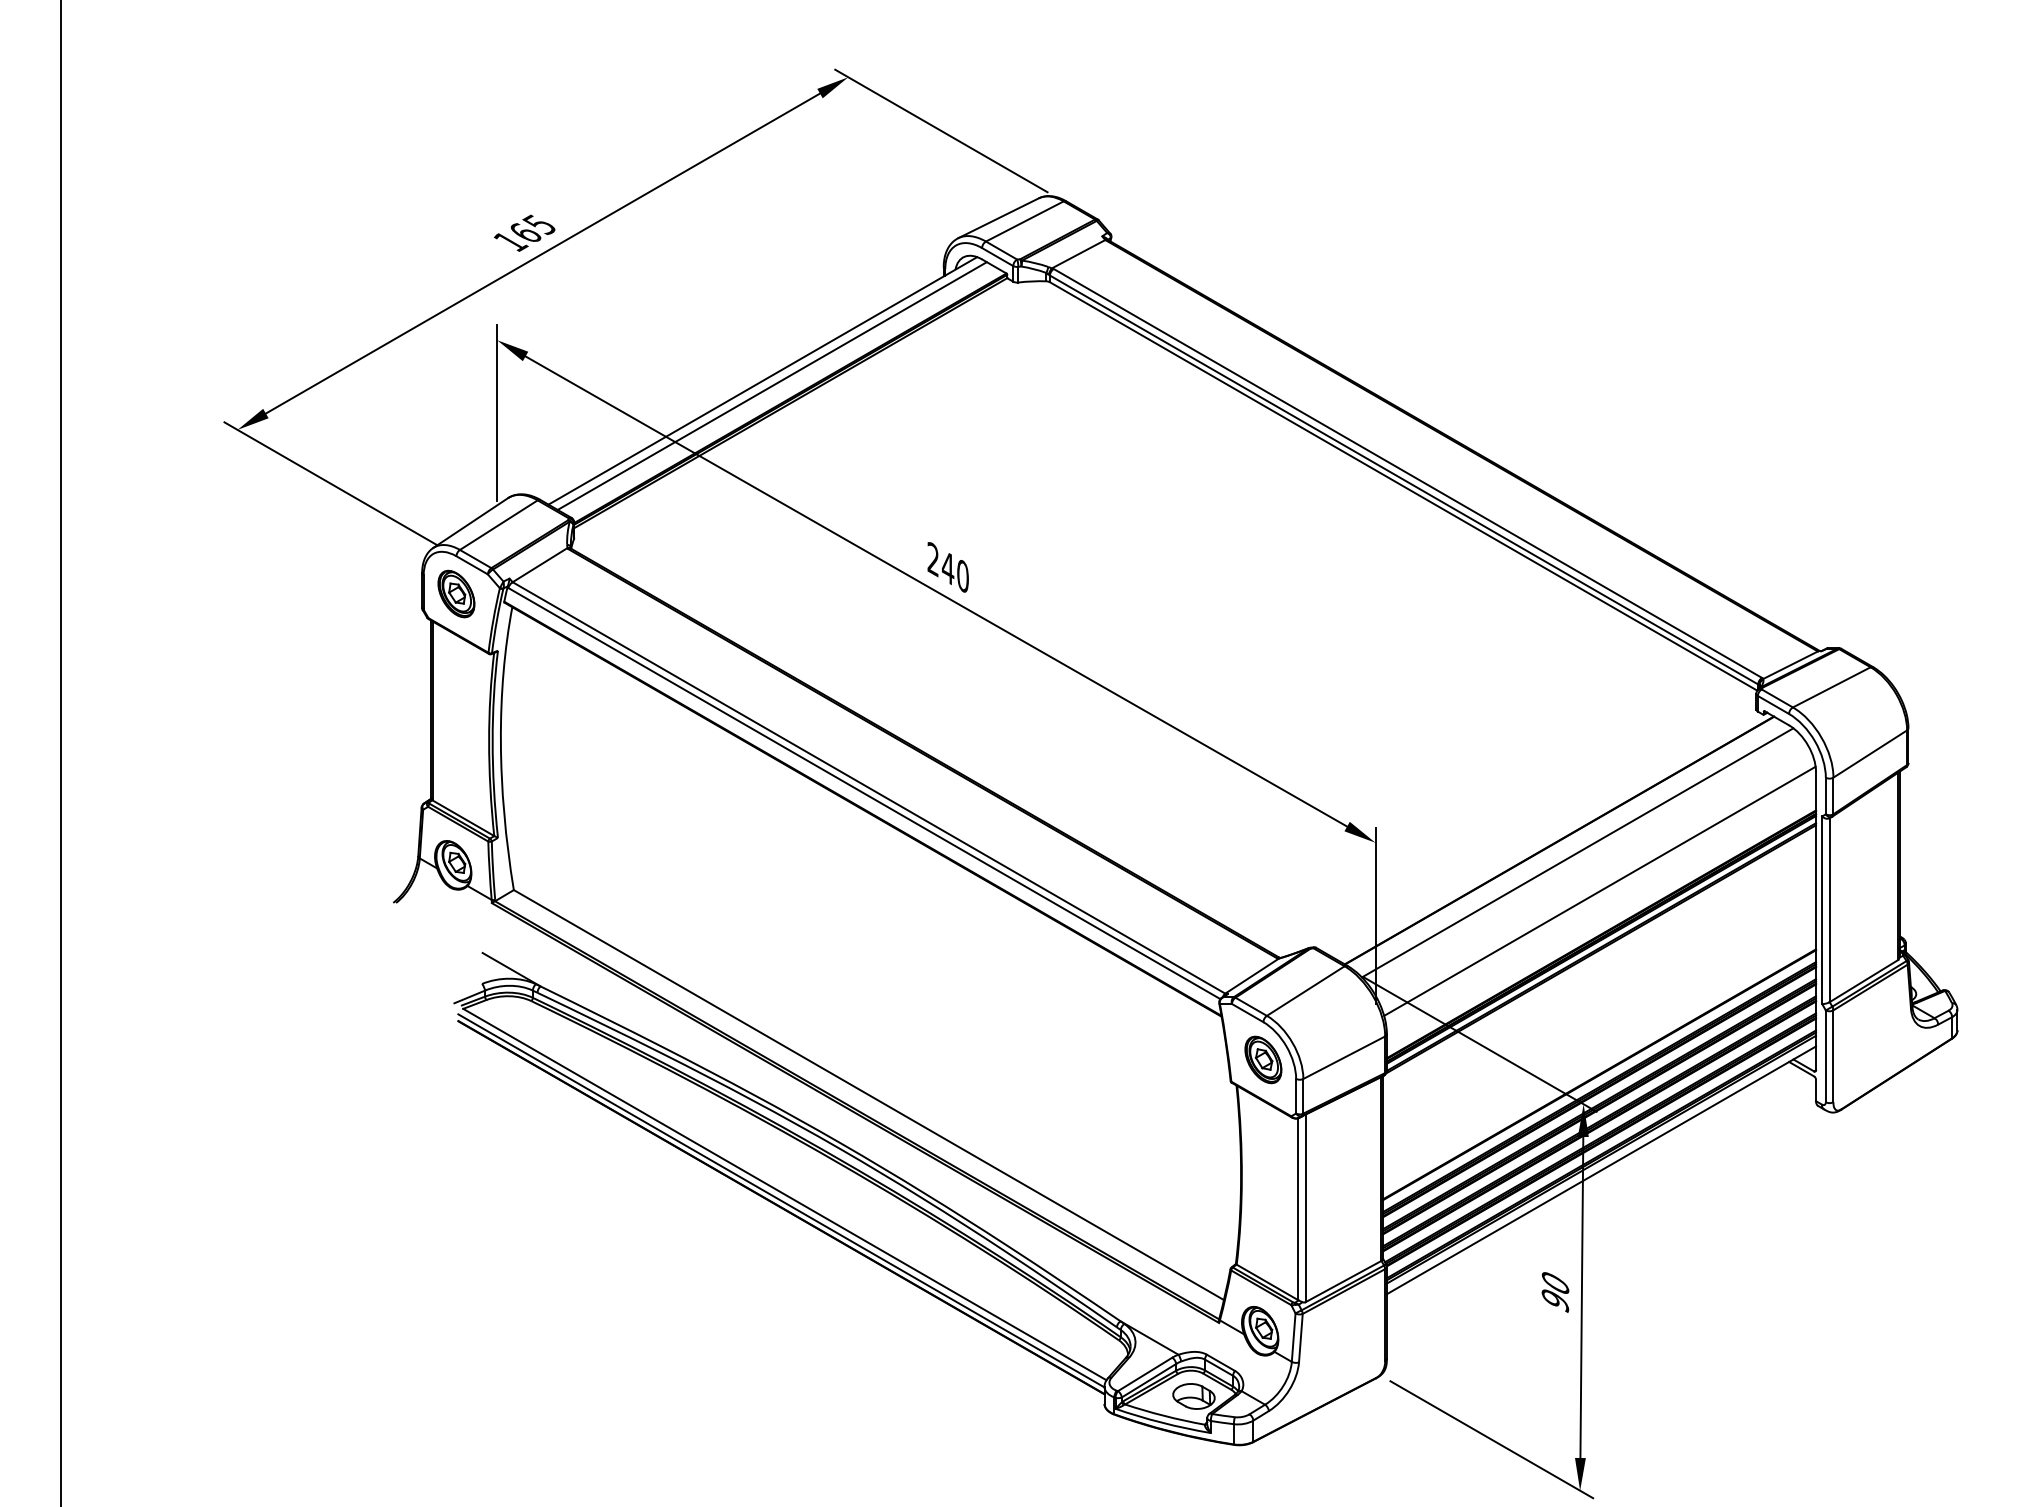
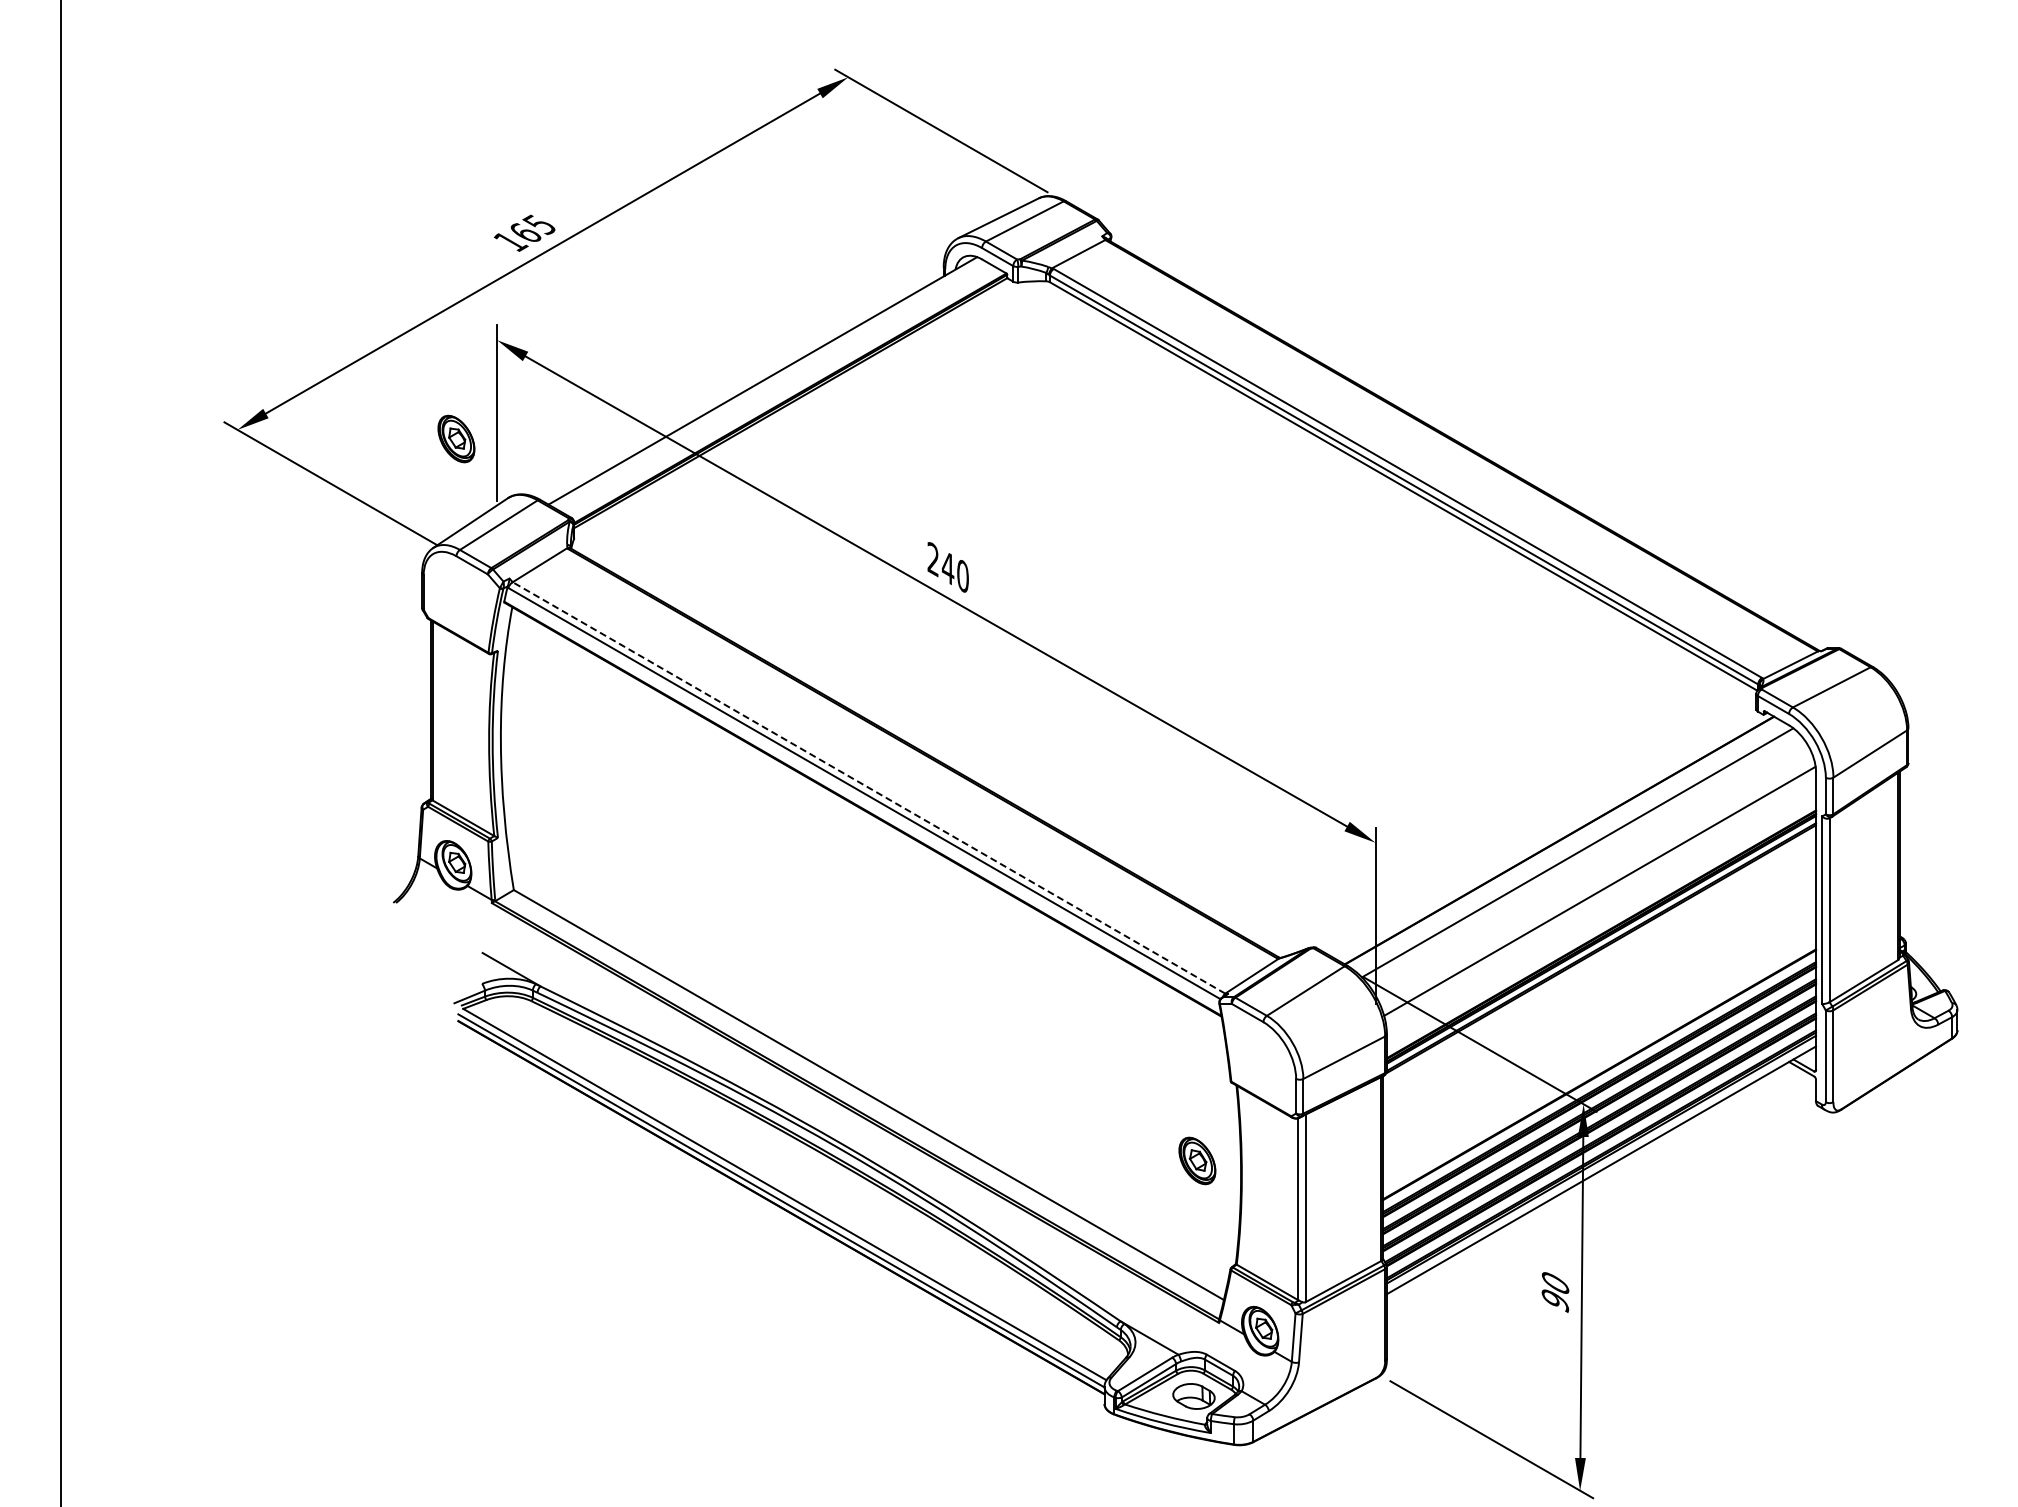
line: present -> none (771, 385)
part position: (456, 593) -> (456, 438) (456, 438)
line: solid -> dashed (868, 787)
part position: (1263, 1059) -> (1197, 1160) (1197, 1160)
